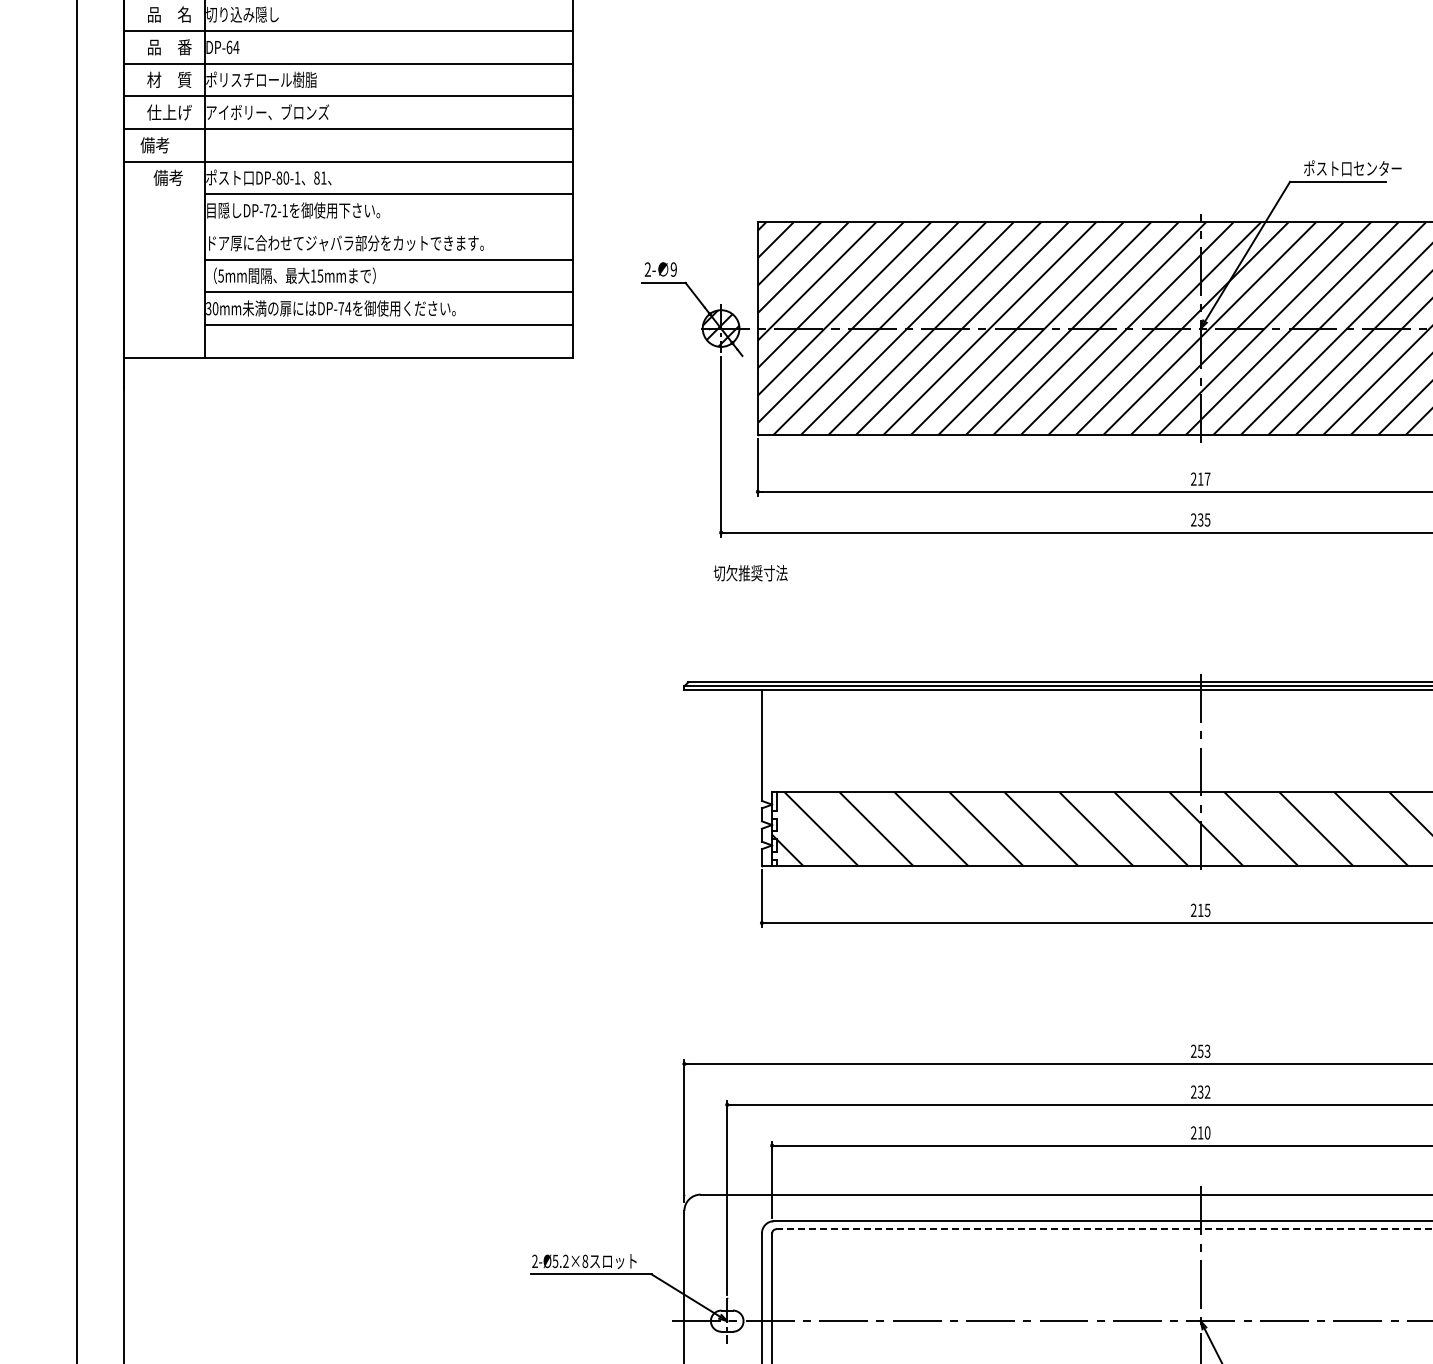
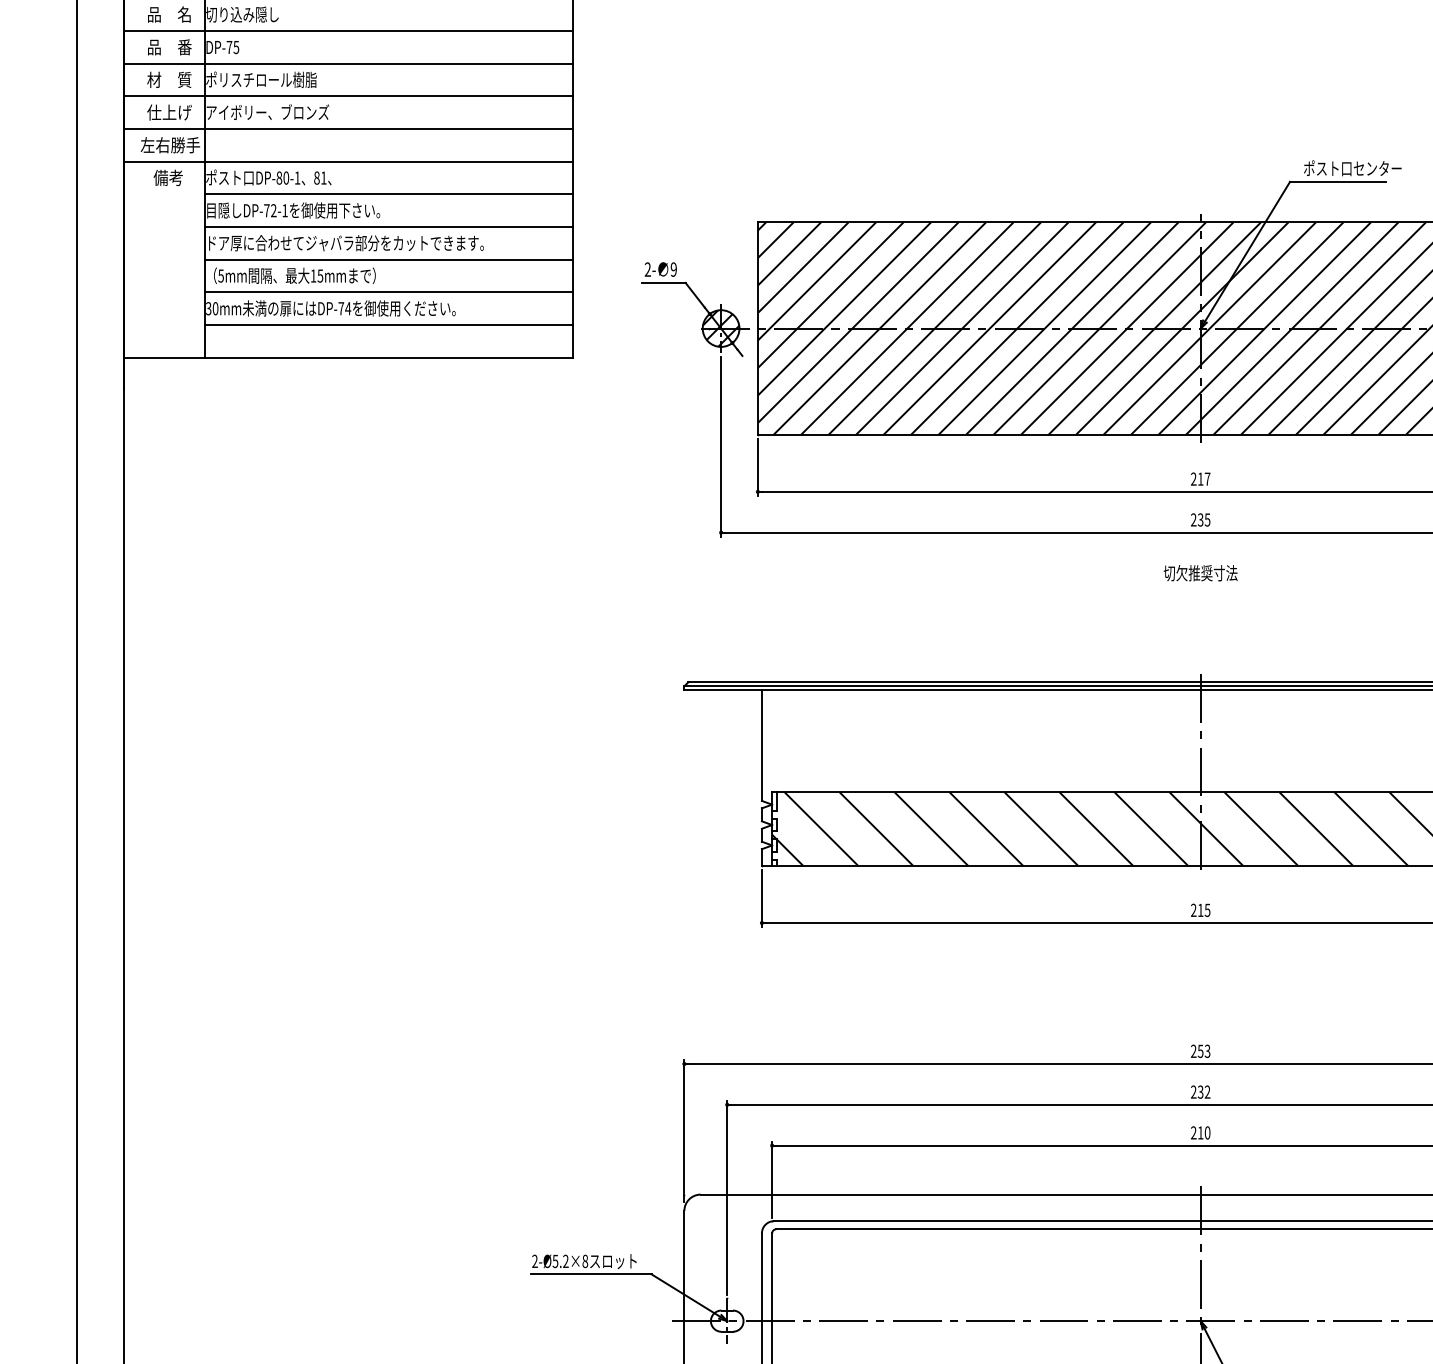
text: DP-64 -> DP-75 (232, 47)
text: 備考 -> 左右勝手 (170, 145)
line: none -> present (388, 227)
text position: (750, 573) -> (1200, 573) (1200, 573)
line: dashed -> solid (1104, 1229)
